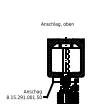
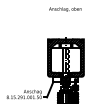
text position: (57, 24) -> (65, 9) (65, 9)
